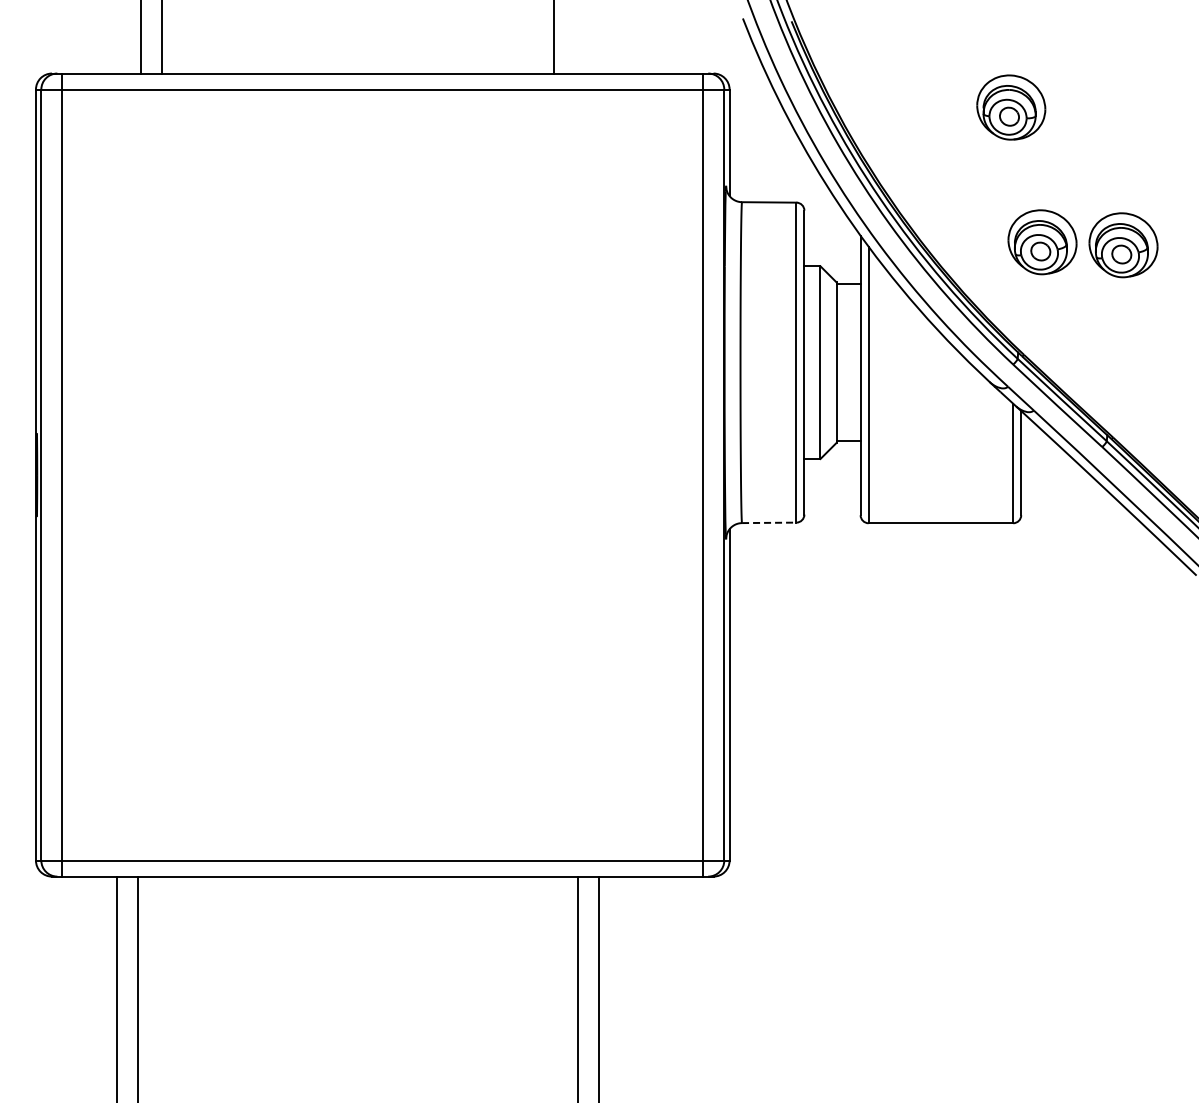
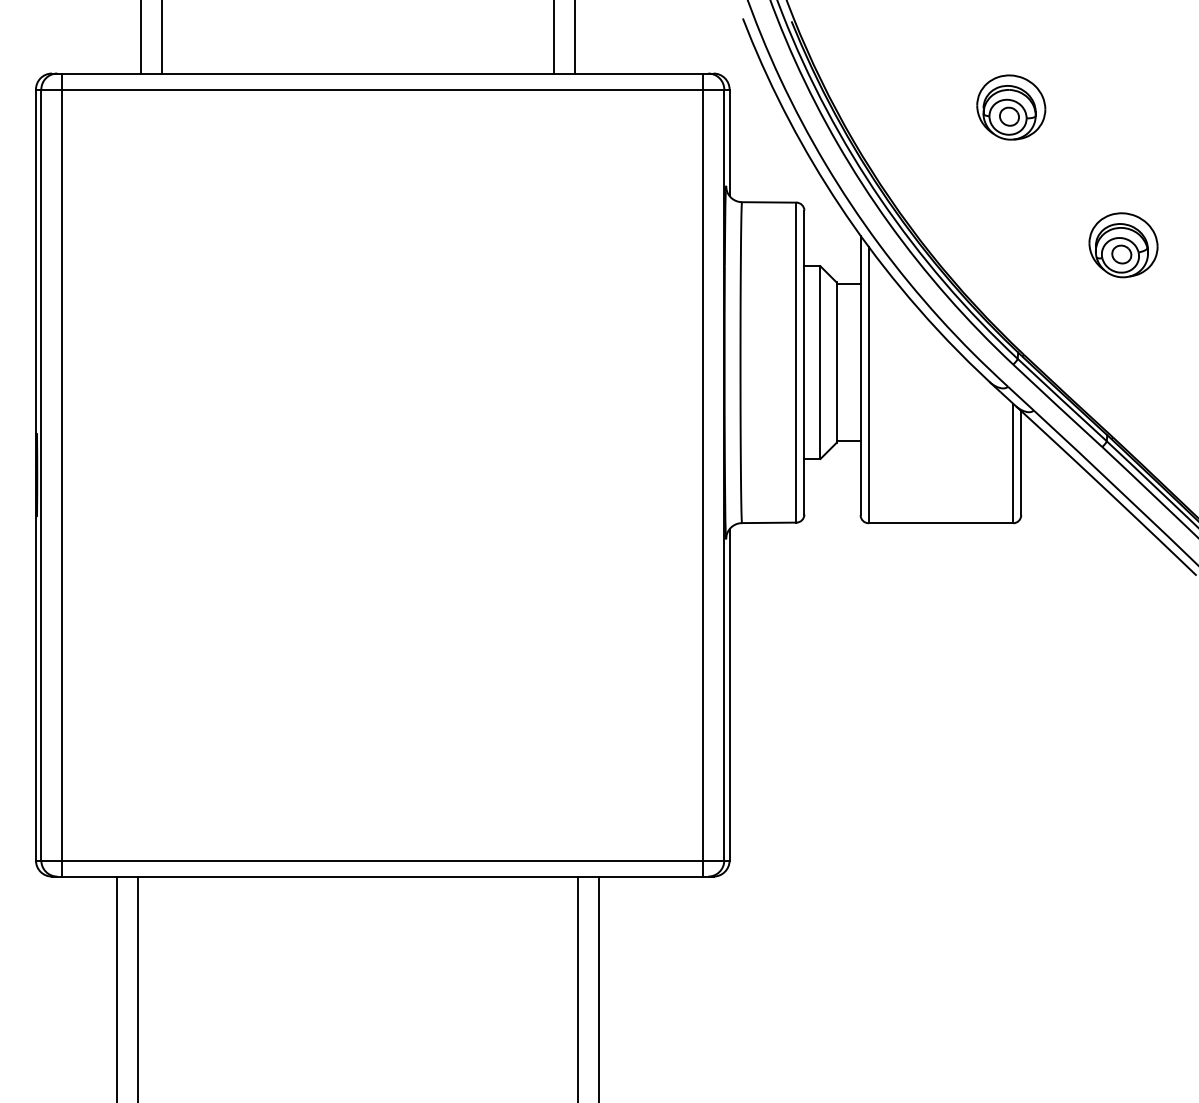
line: none -> present (574, 37)
part: present -> none (1042, 242)
line: dashed -> solid (769, 522)
